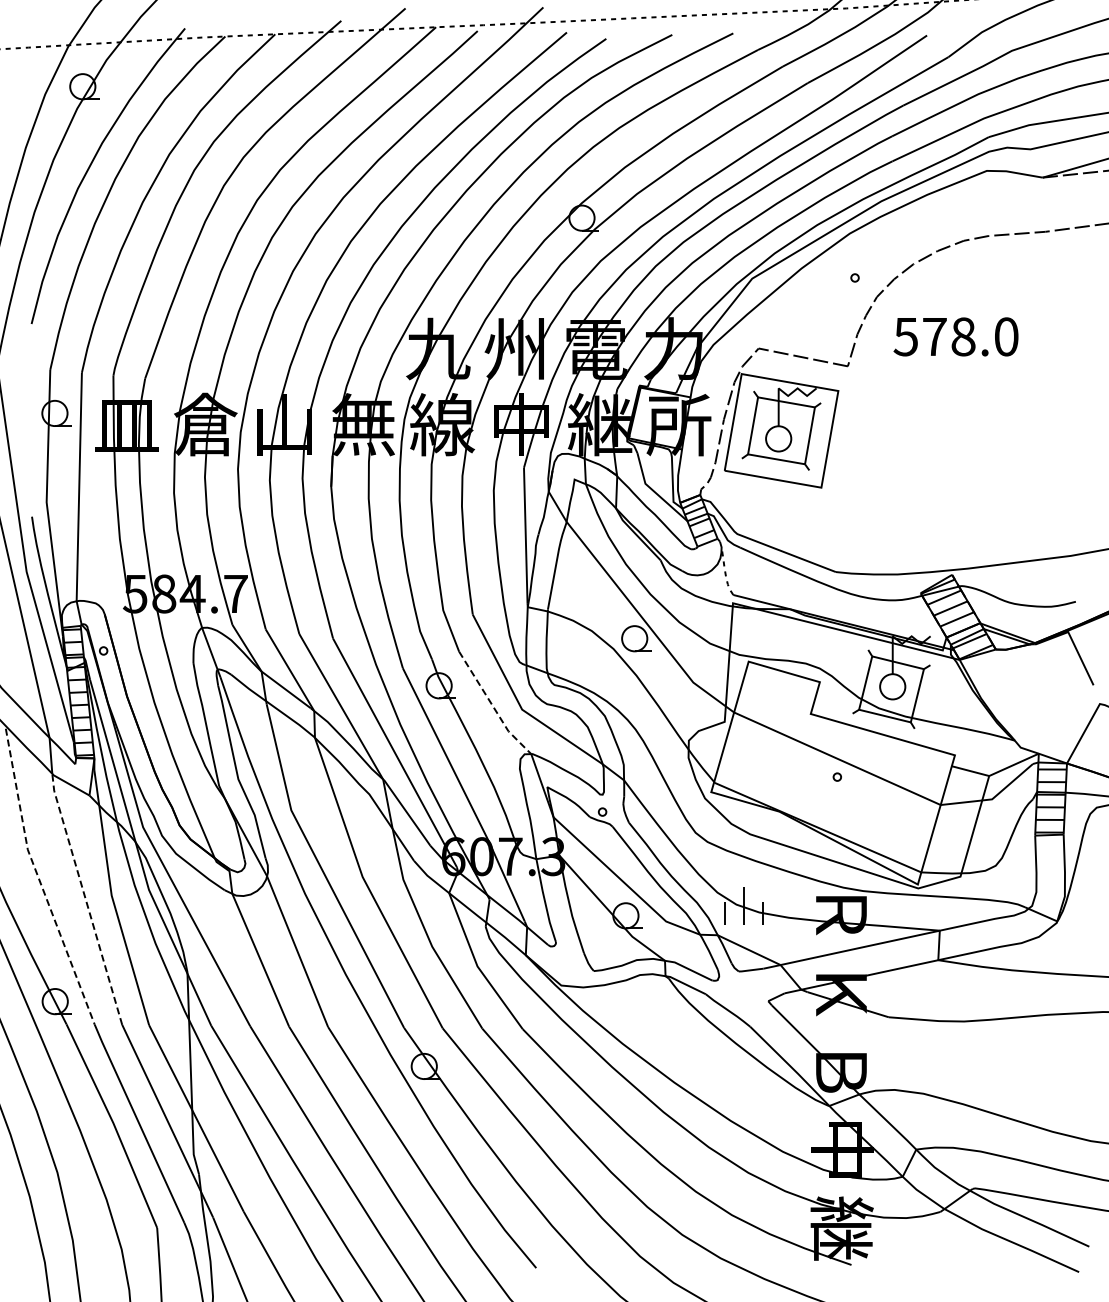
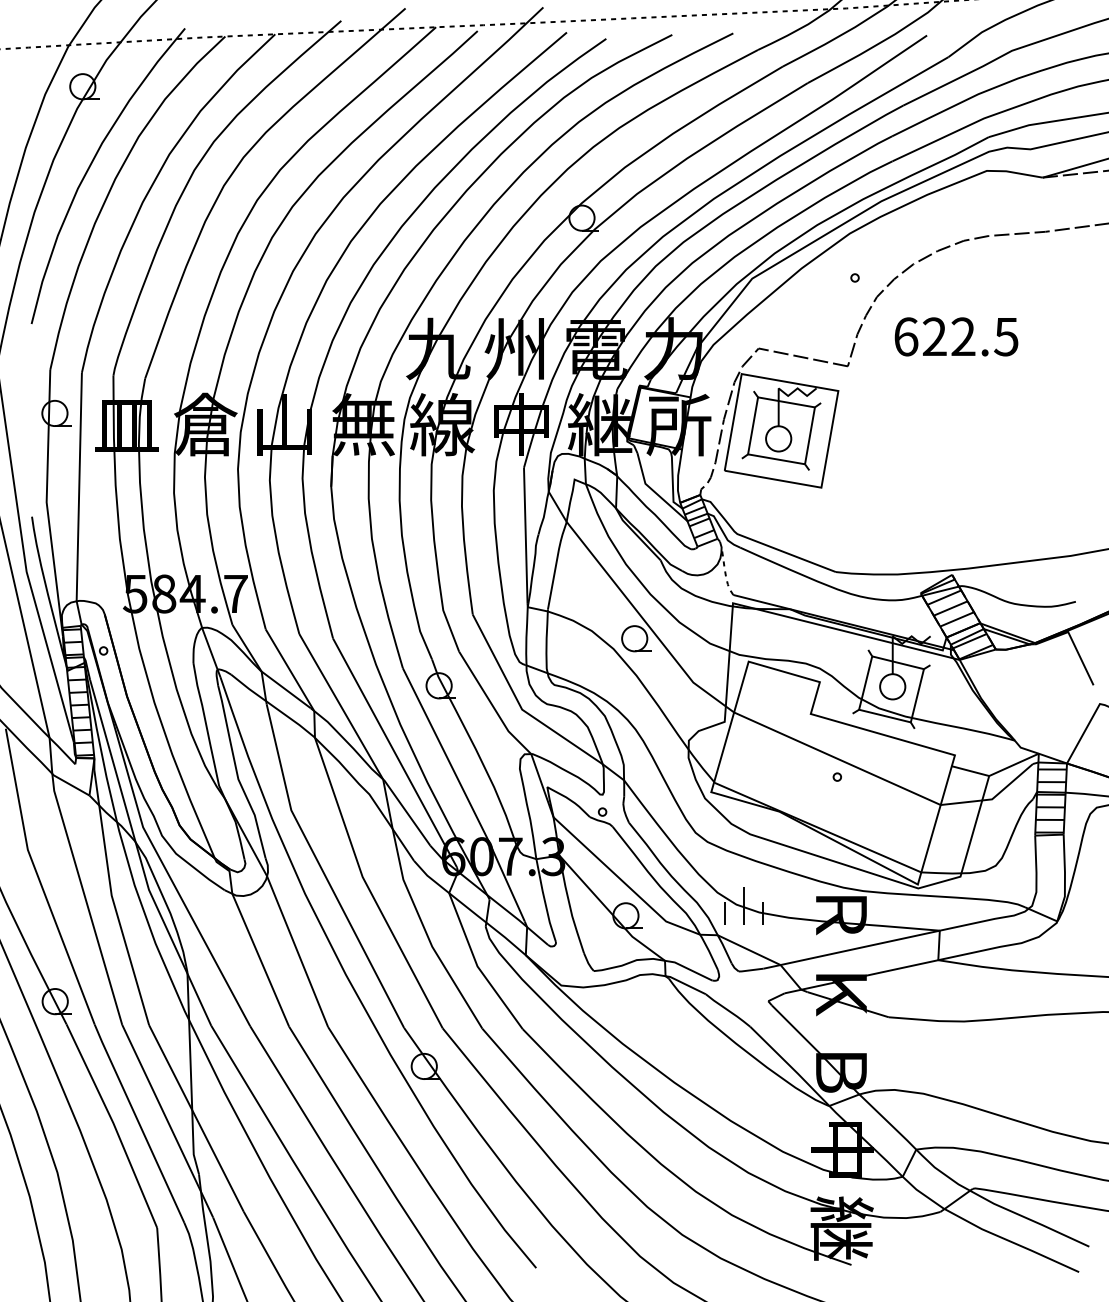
text: 578.0 -> 622.5 (955, 336)
line: dashed -> solid (492, 705)
line: dashed -> solid (39, 879)
line: dashed -> solid (85, 898)
